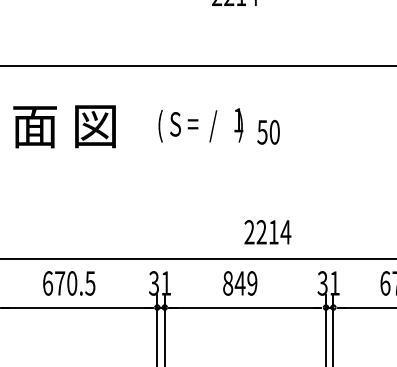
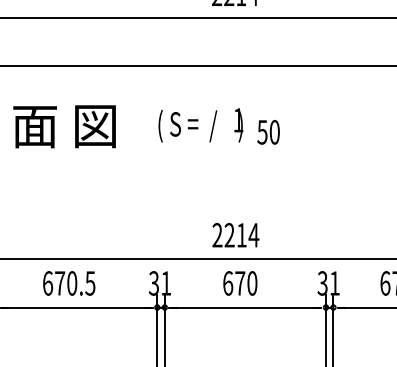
line: none -> present (197, 18)
text position: (267, 232) -> (235, 235) (235, 235)
text: 849 -> 670 (240, 283)
